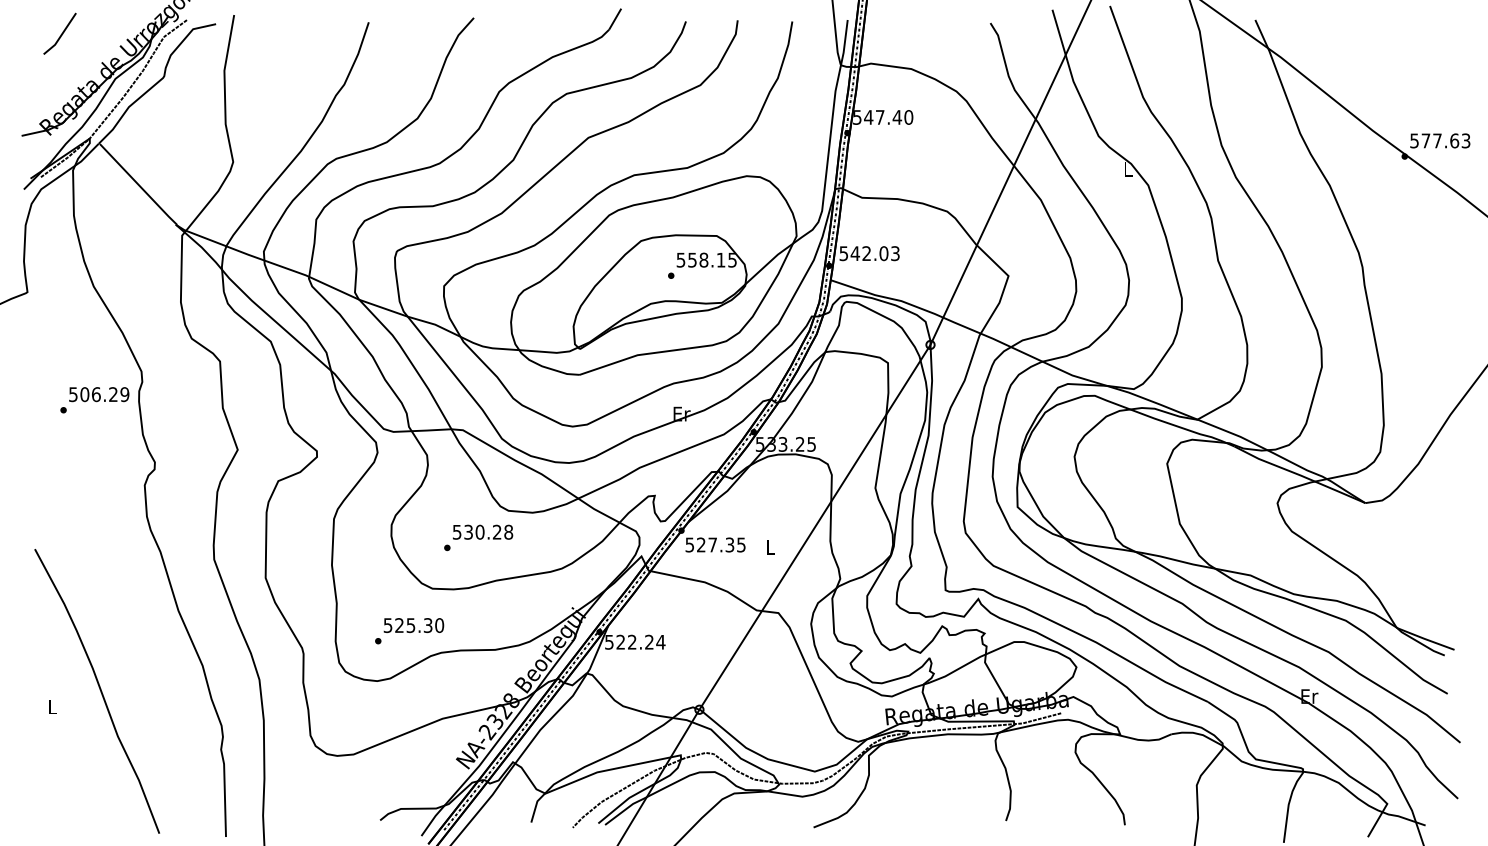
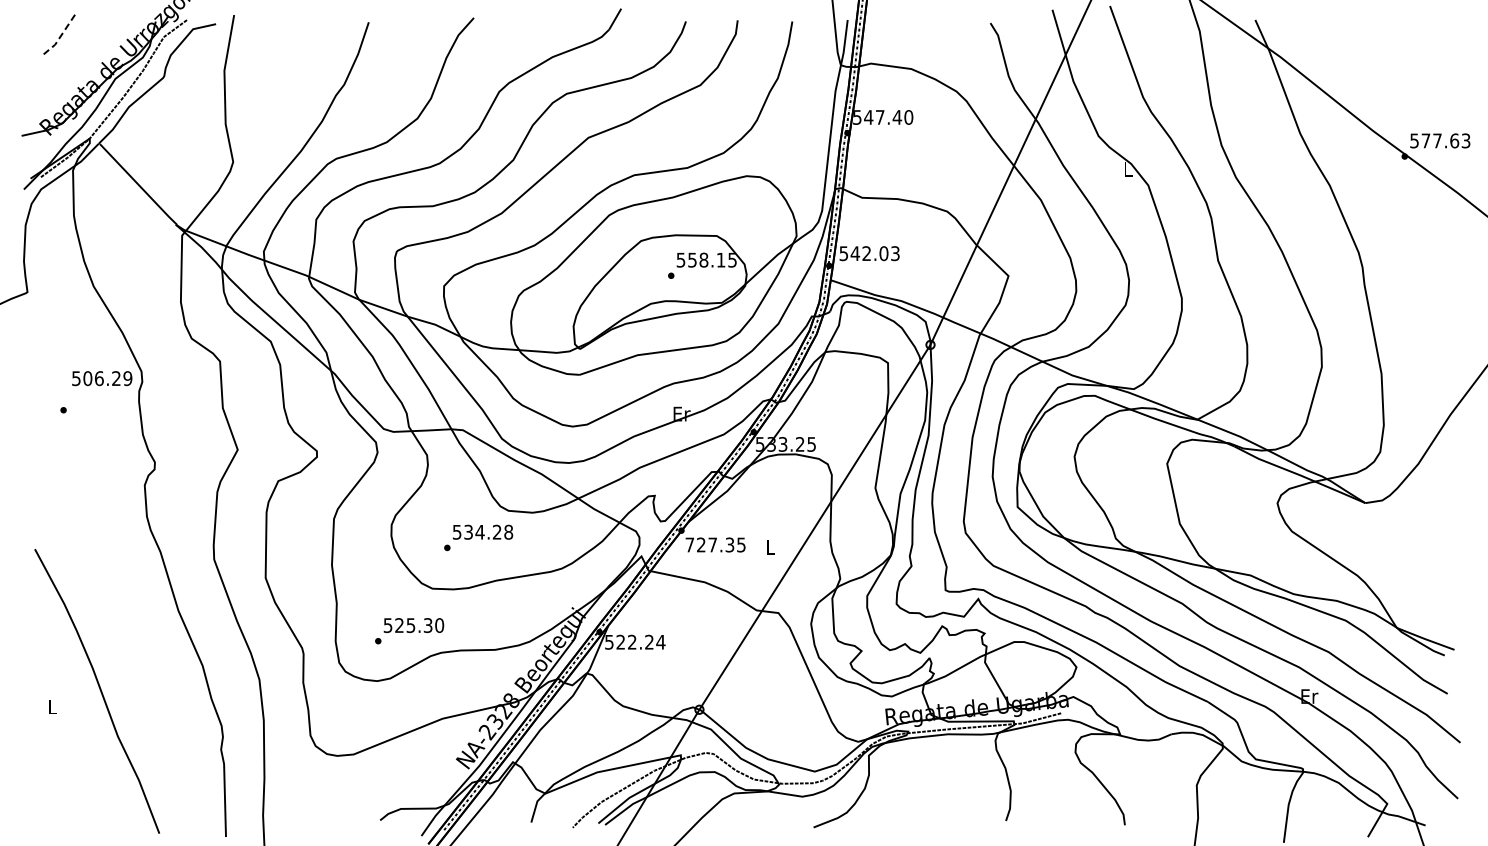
line: solid -> dashed (61, 35)
text position: (99, 394) -> (102, 378) (102, 378)
text: 530.28 -> 534.28 (479, 531)
text: 527.35 -> 727.35 (689, 544)
